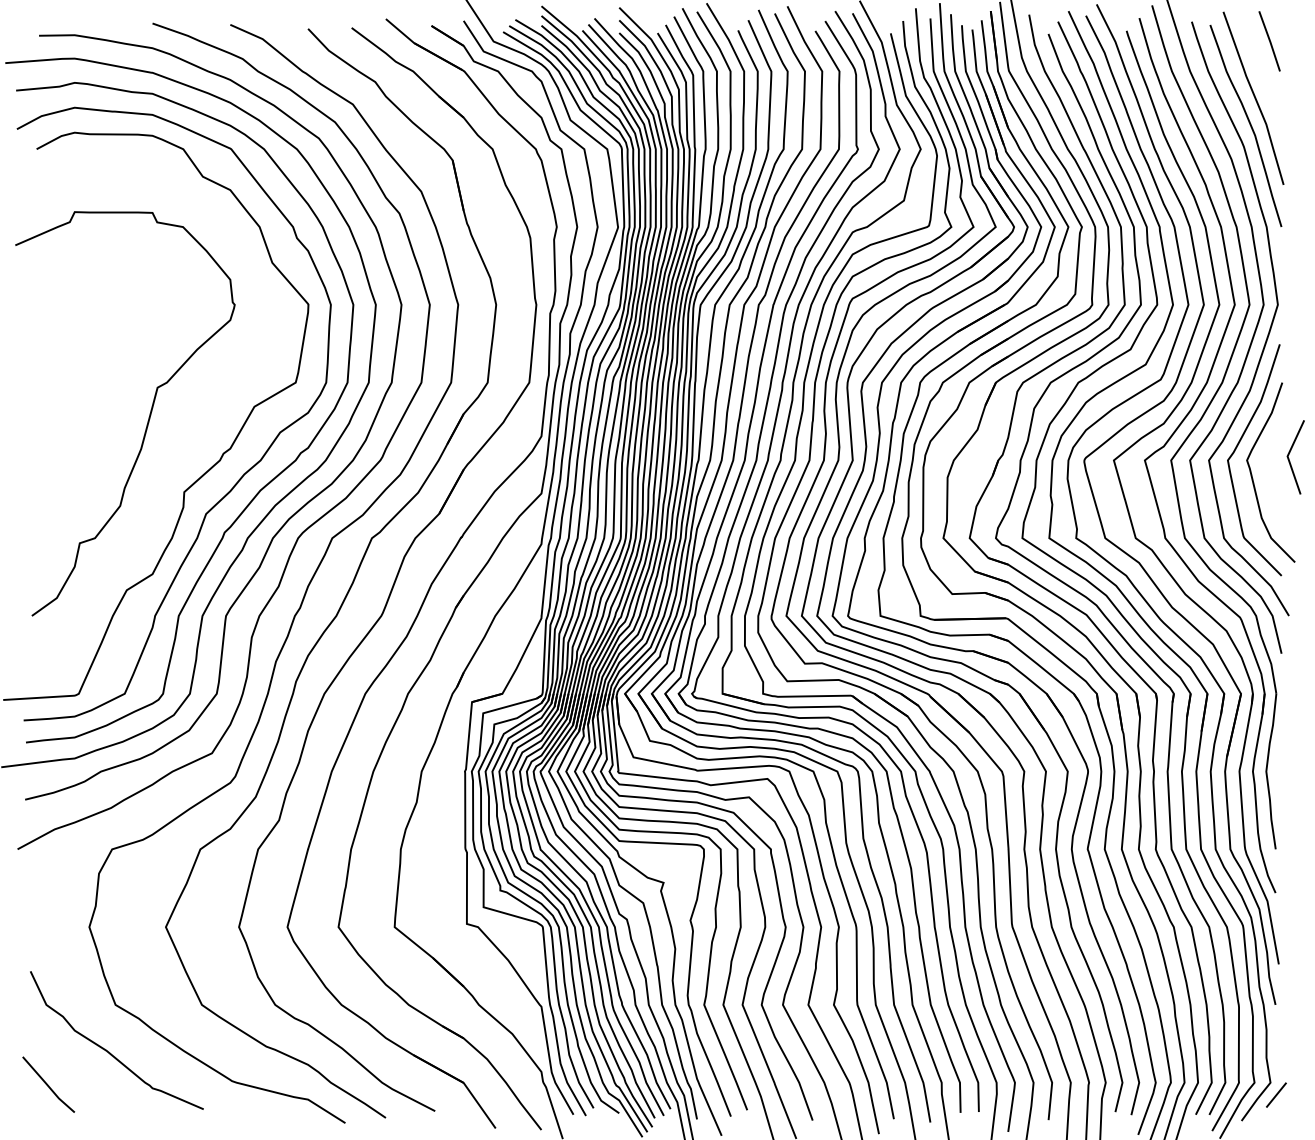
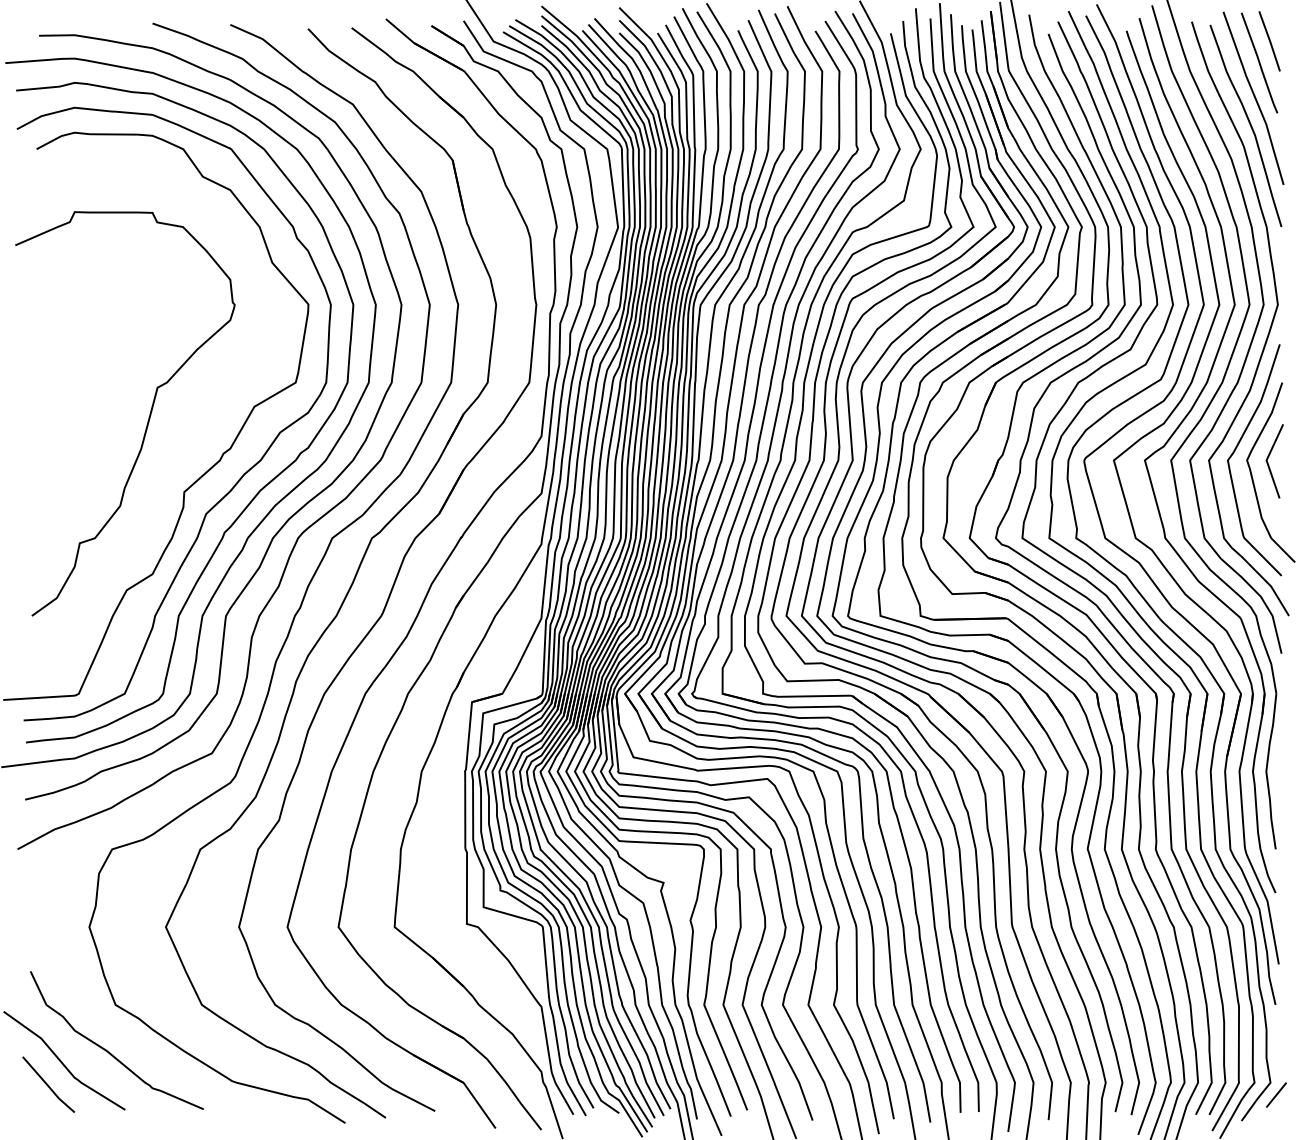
line: none -> present (1259, 62)
line position: (1289, 458) -> (1268, 462) (1268, 462)
curve: none -> present (62, 1061)
